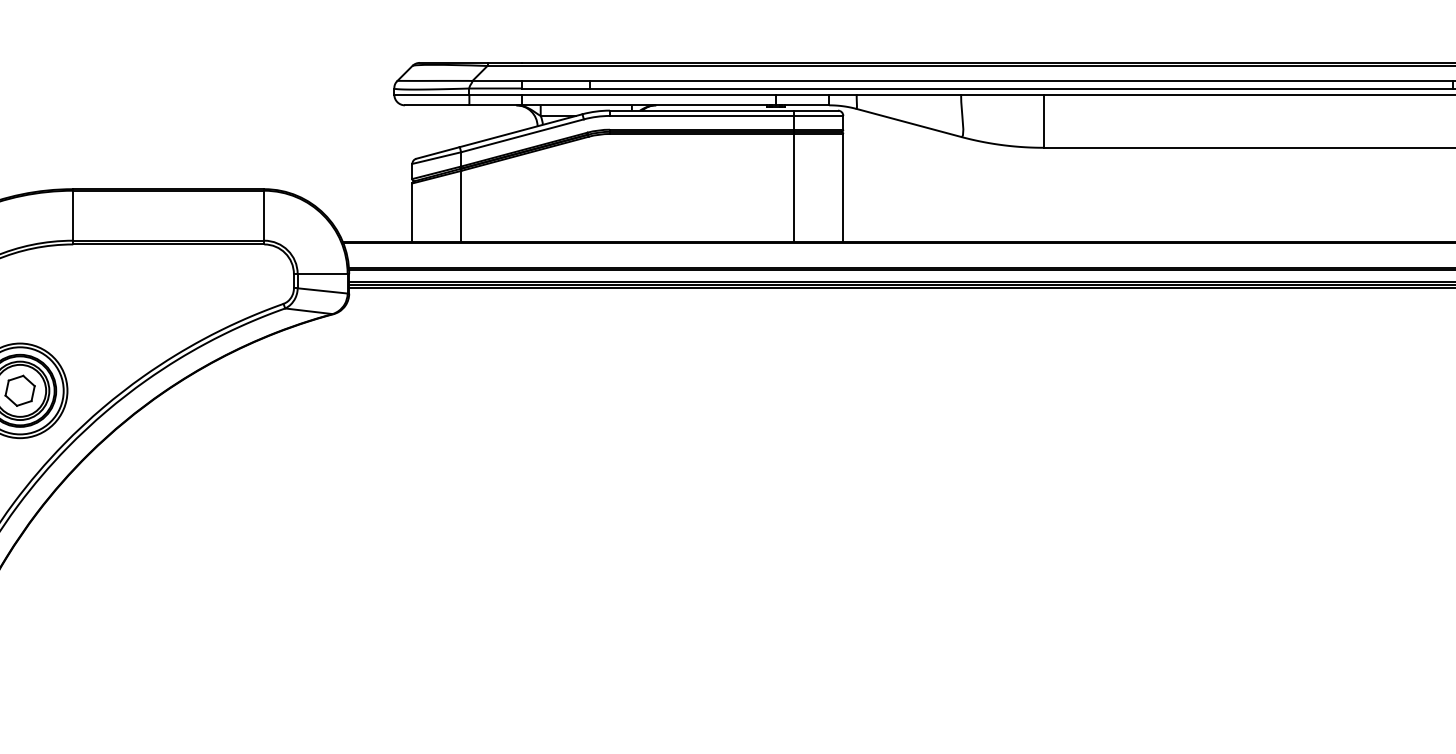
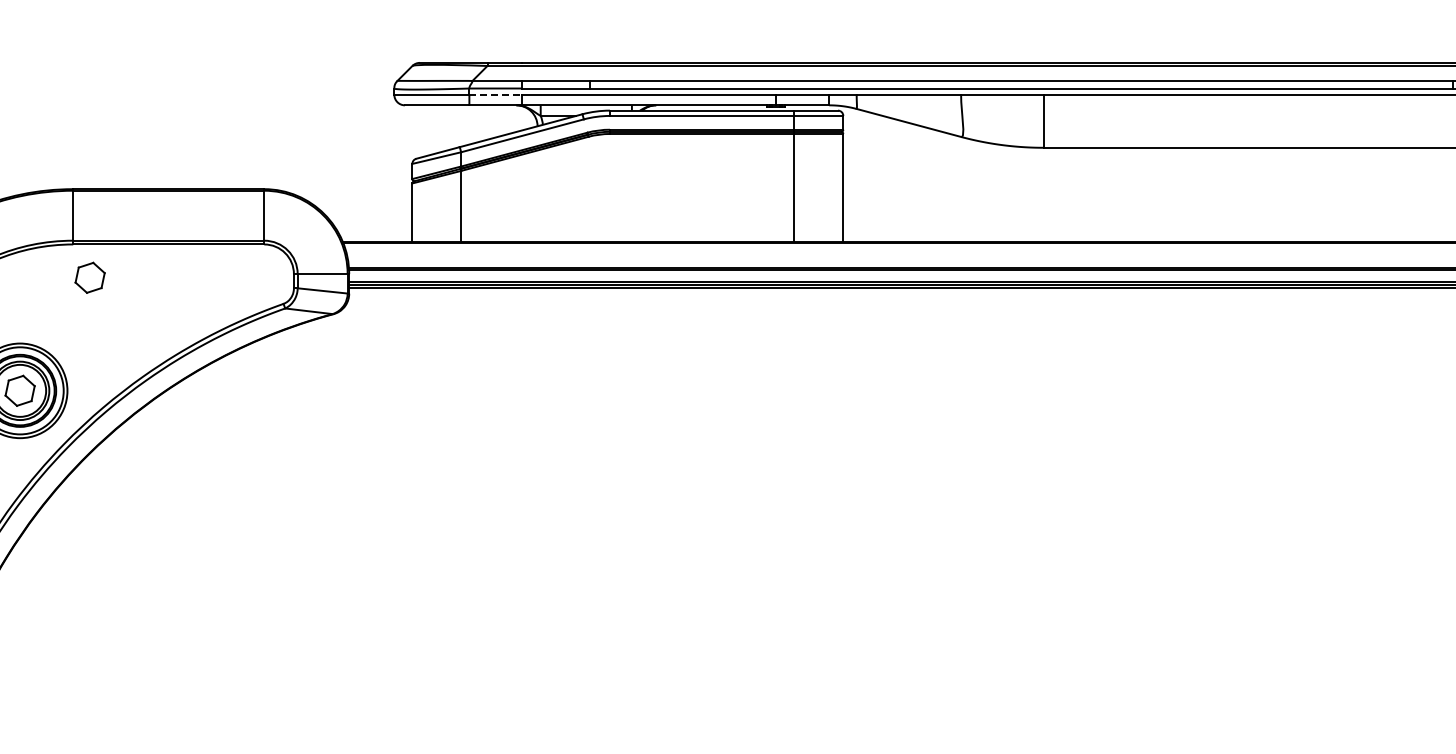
line: solid -> dashed (496, 94)
part: none -> present (89, 277)
